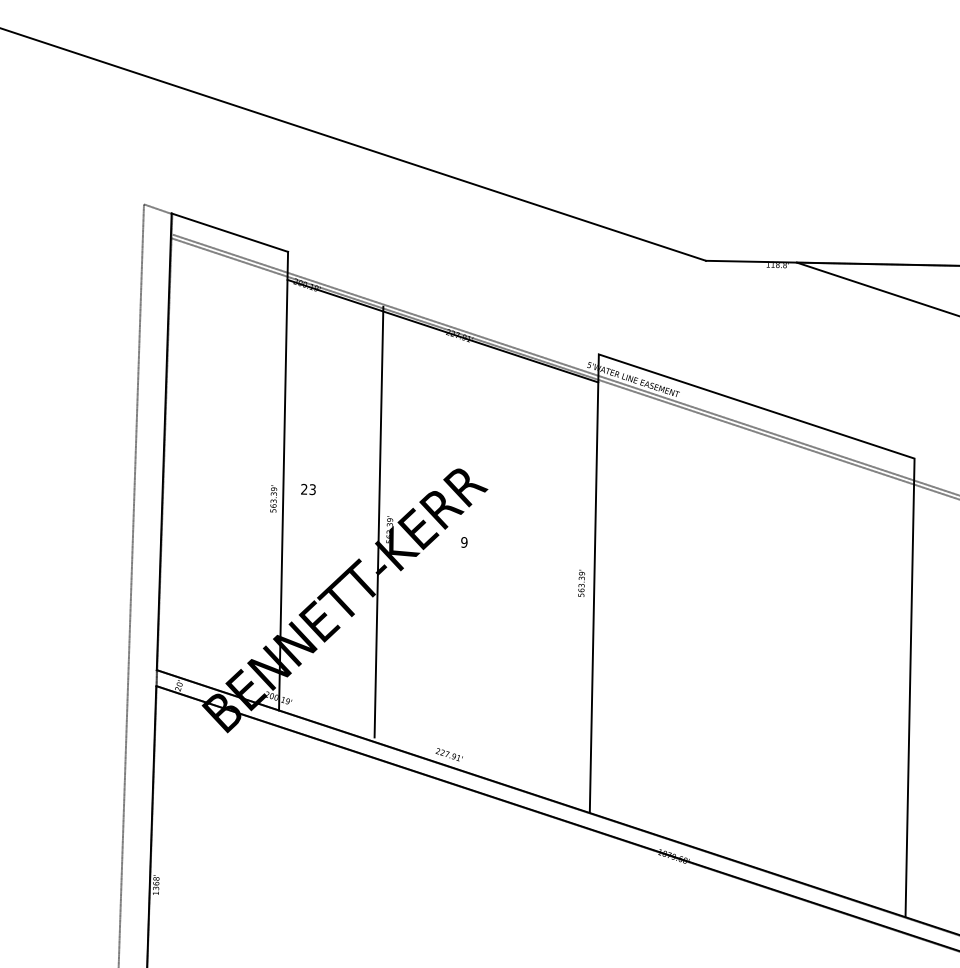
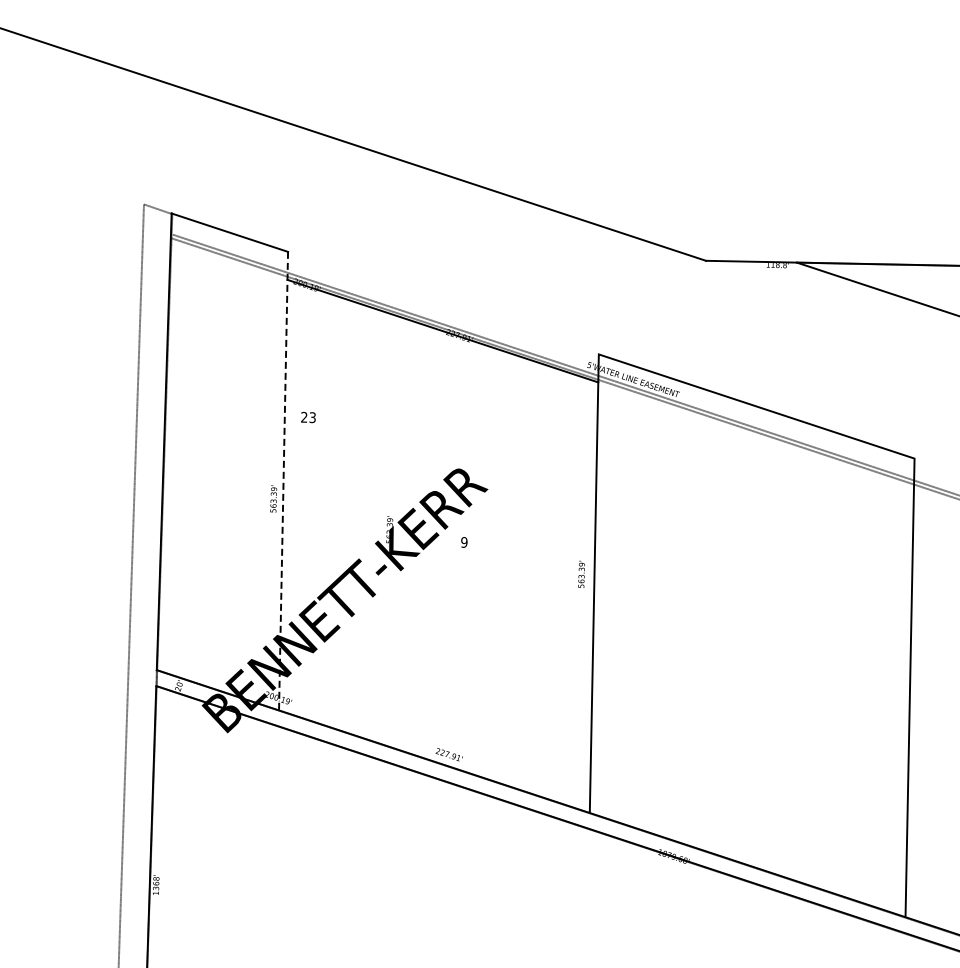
line: solid -> dashed (283, 481)
text position: (308, 489) -> (308, 417) (308, 417)
line: present -> none (378, 521)
text position: (581, 582) -> (581, 573) (581, 573)
